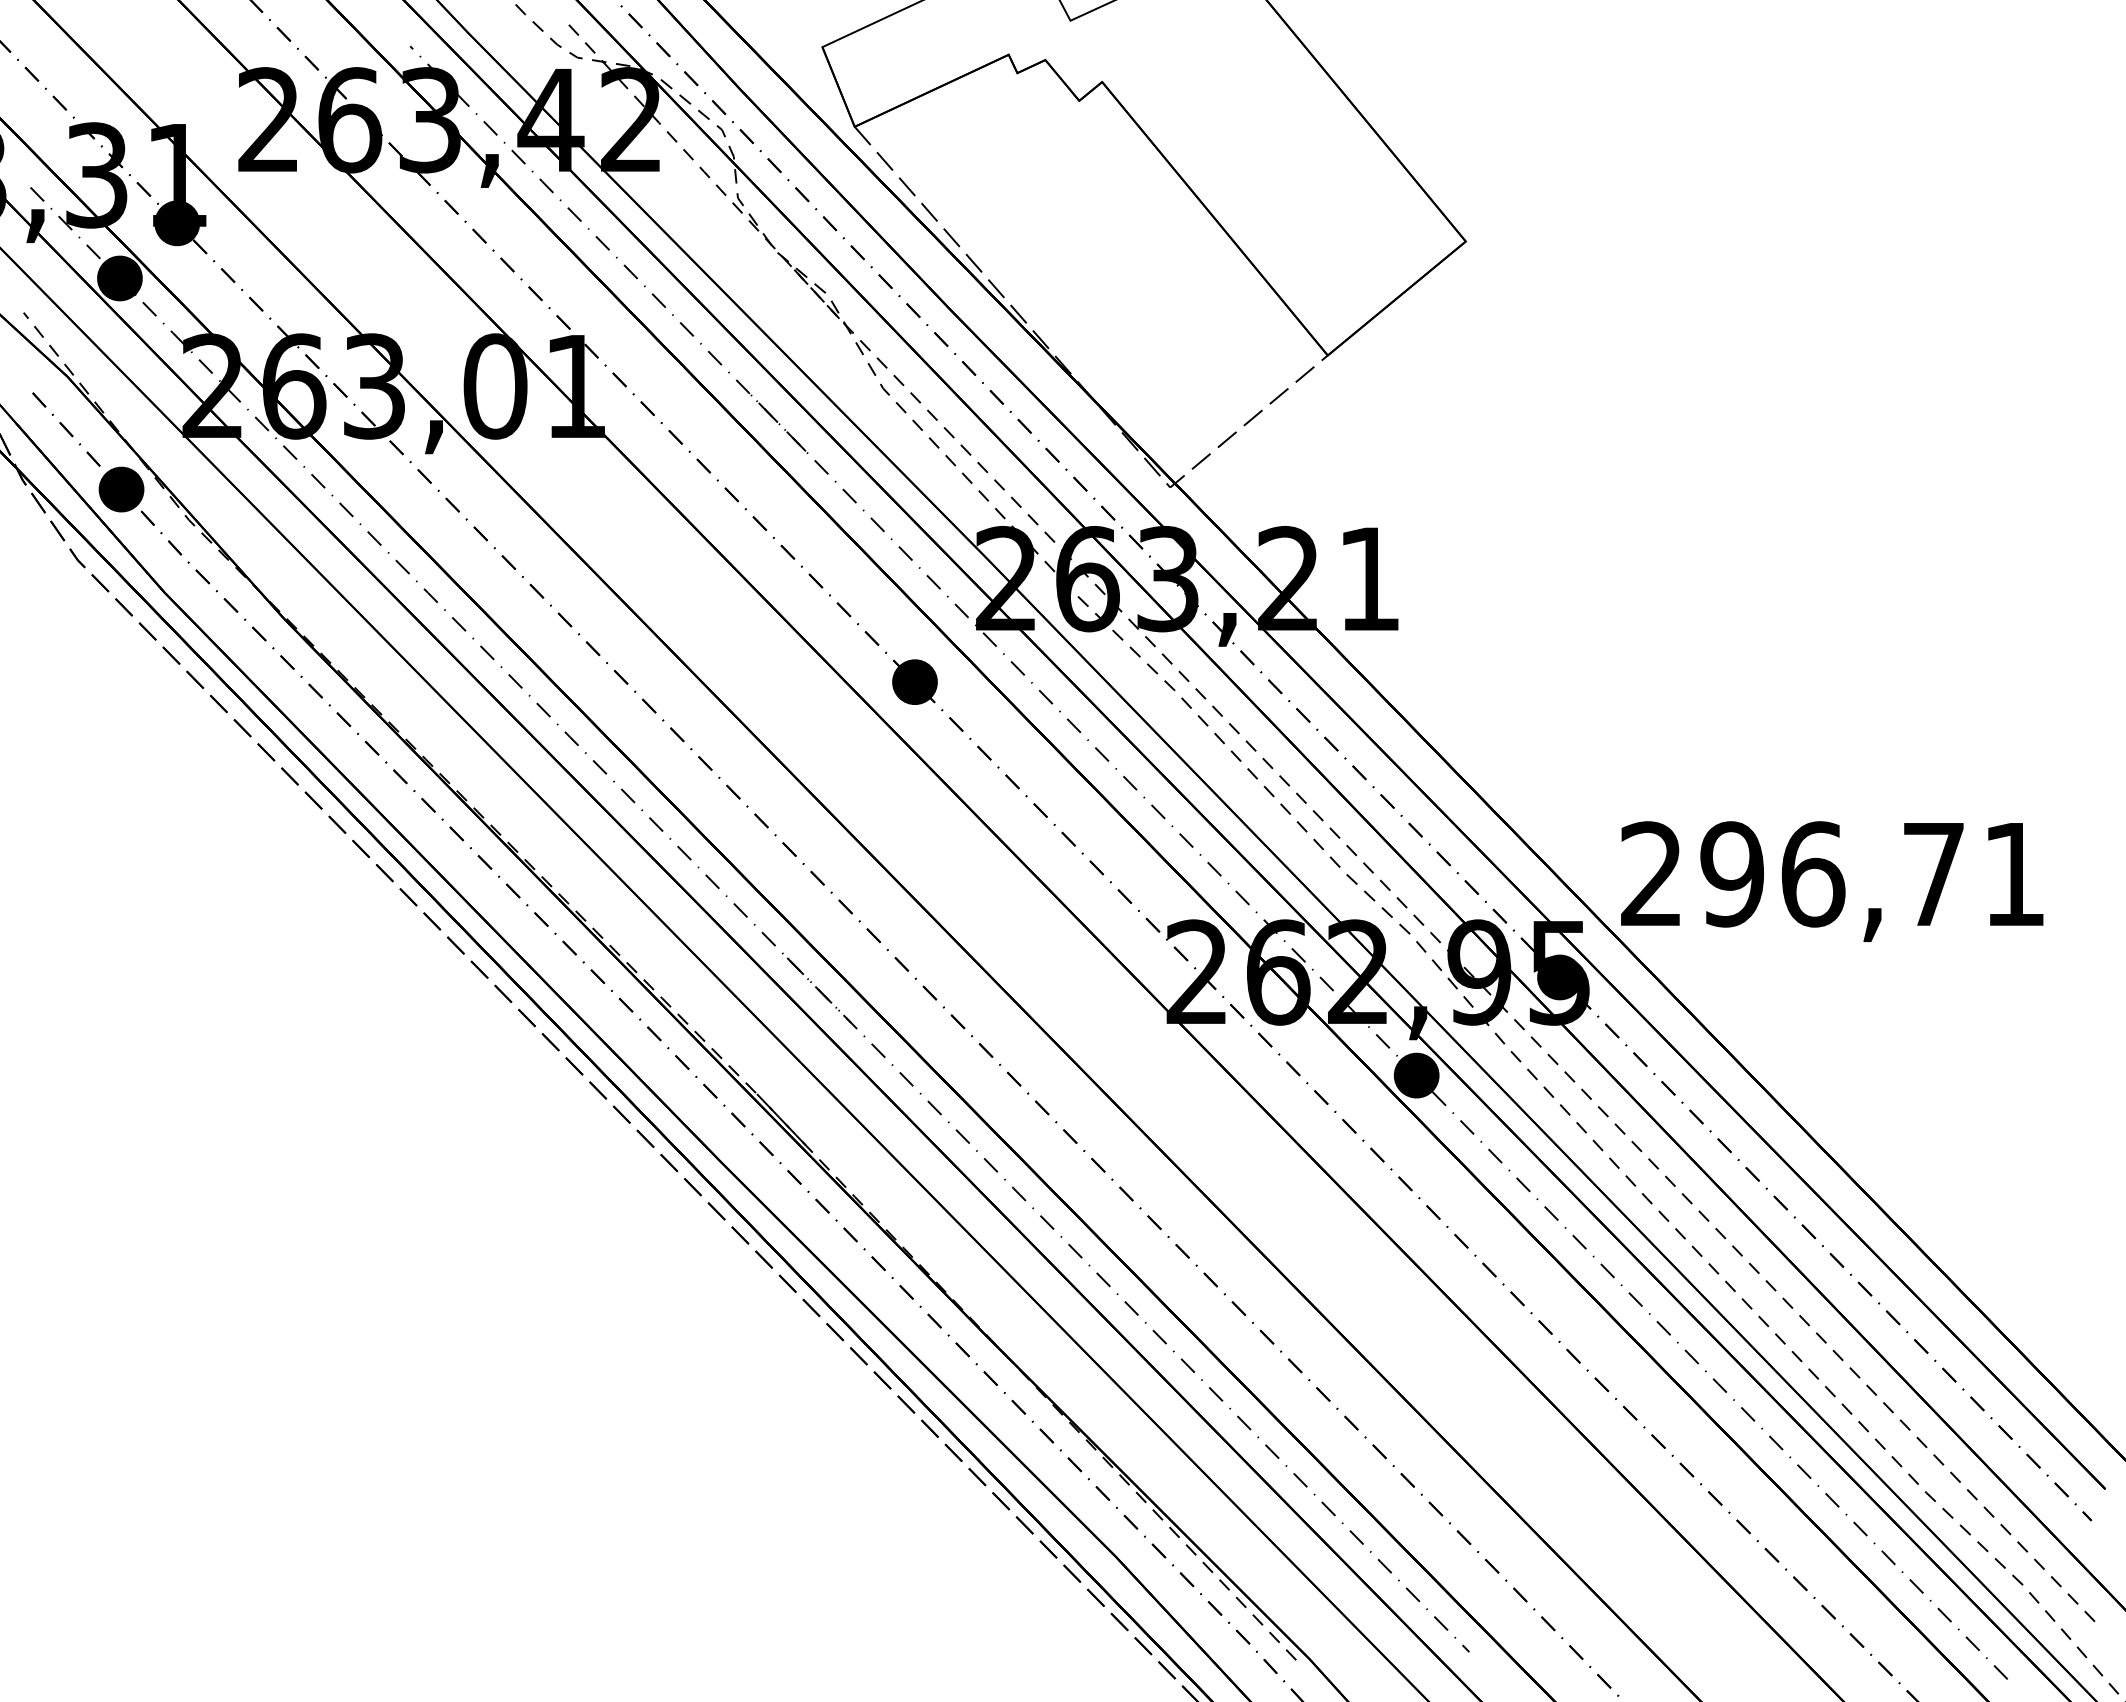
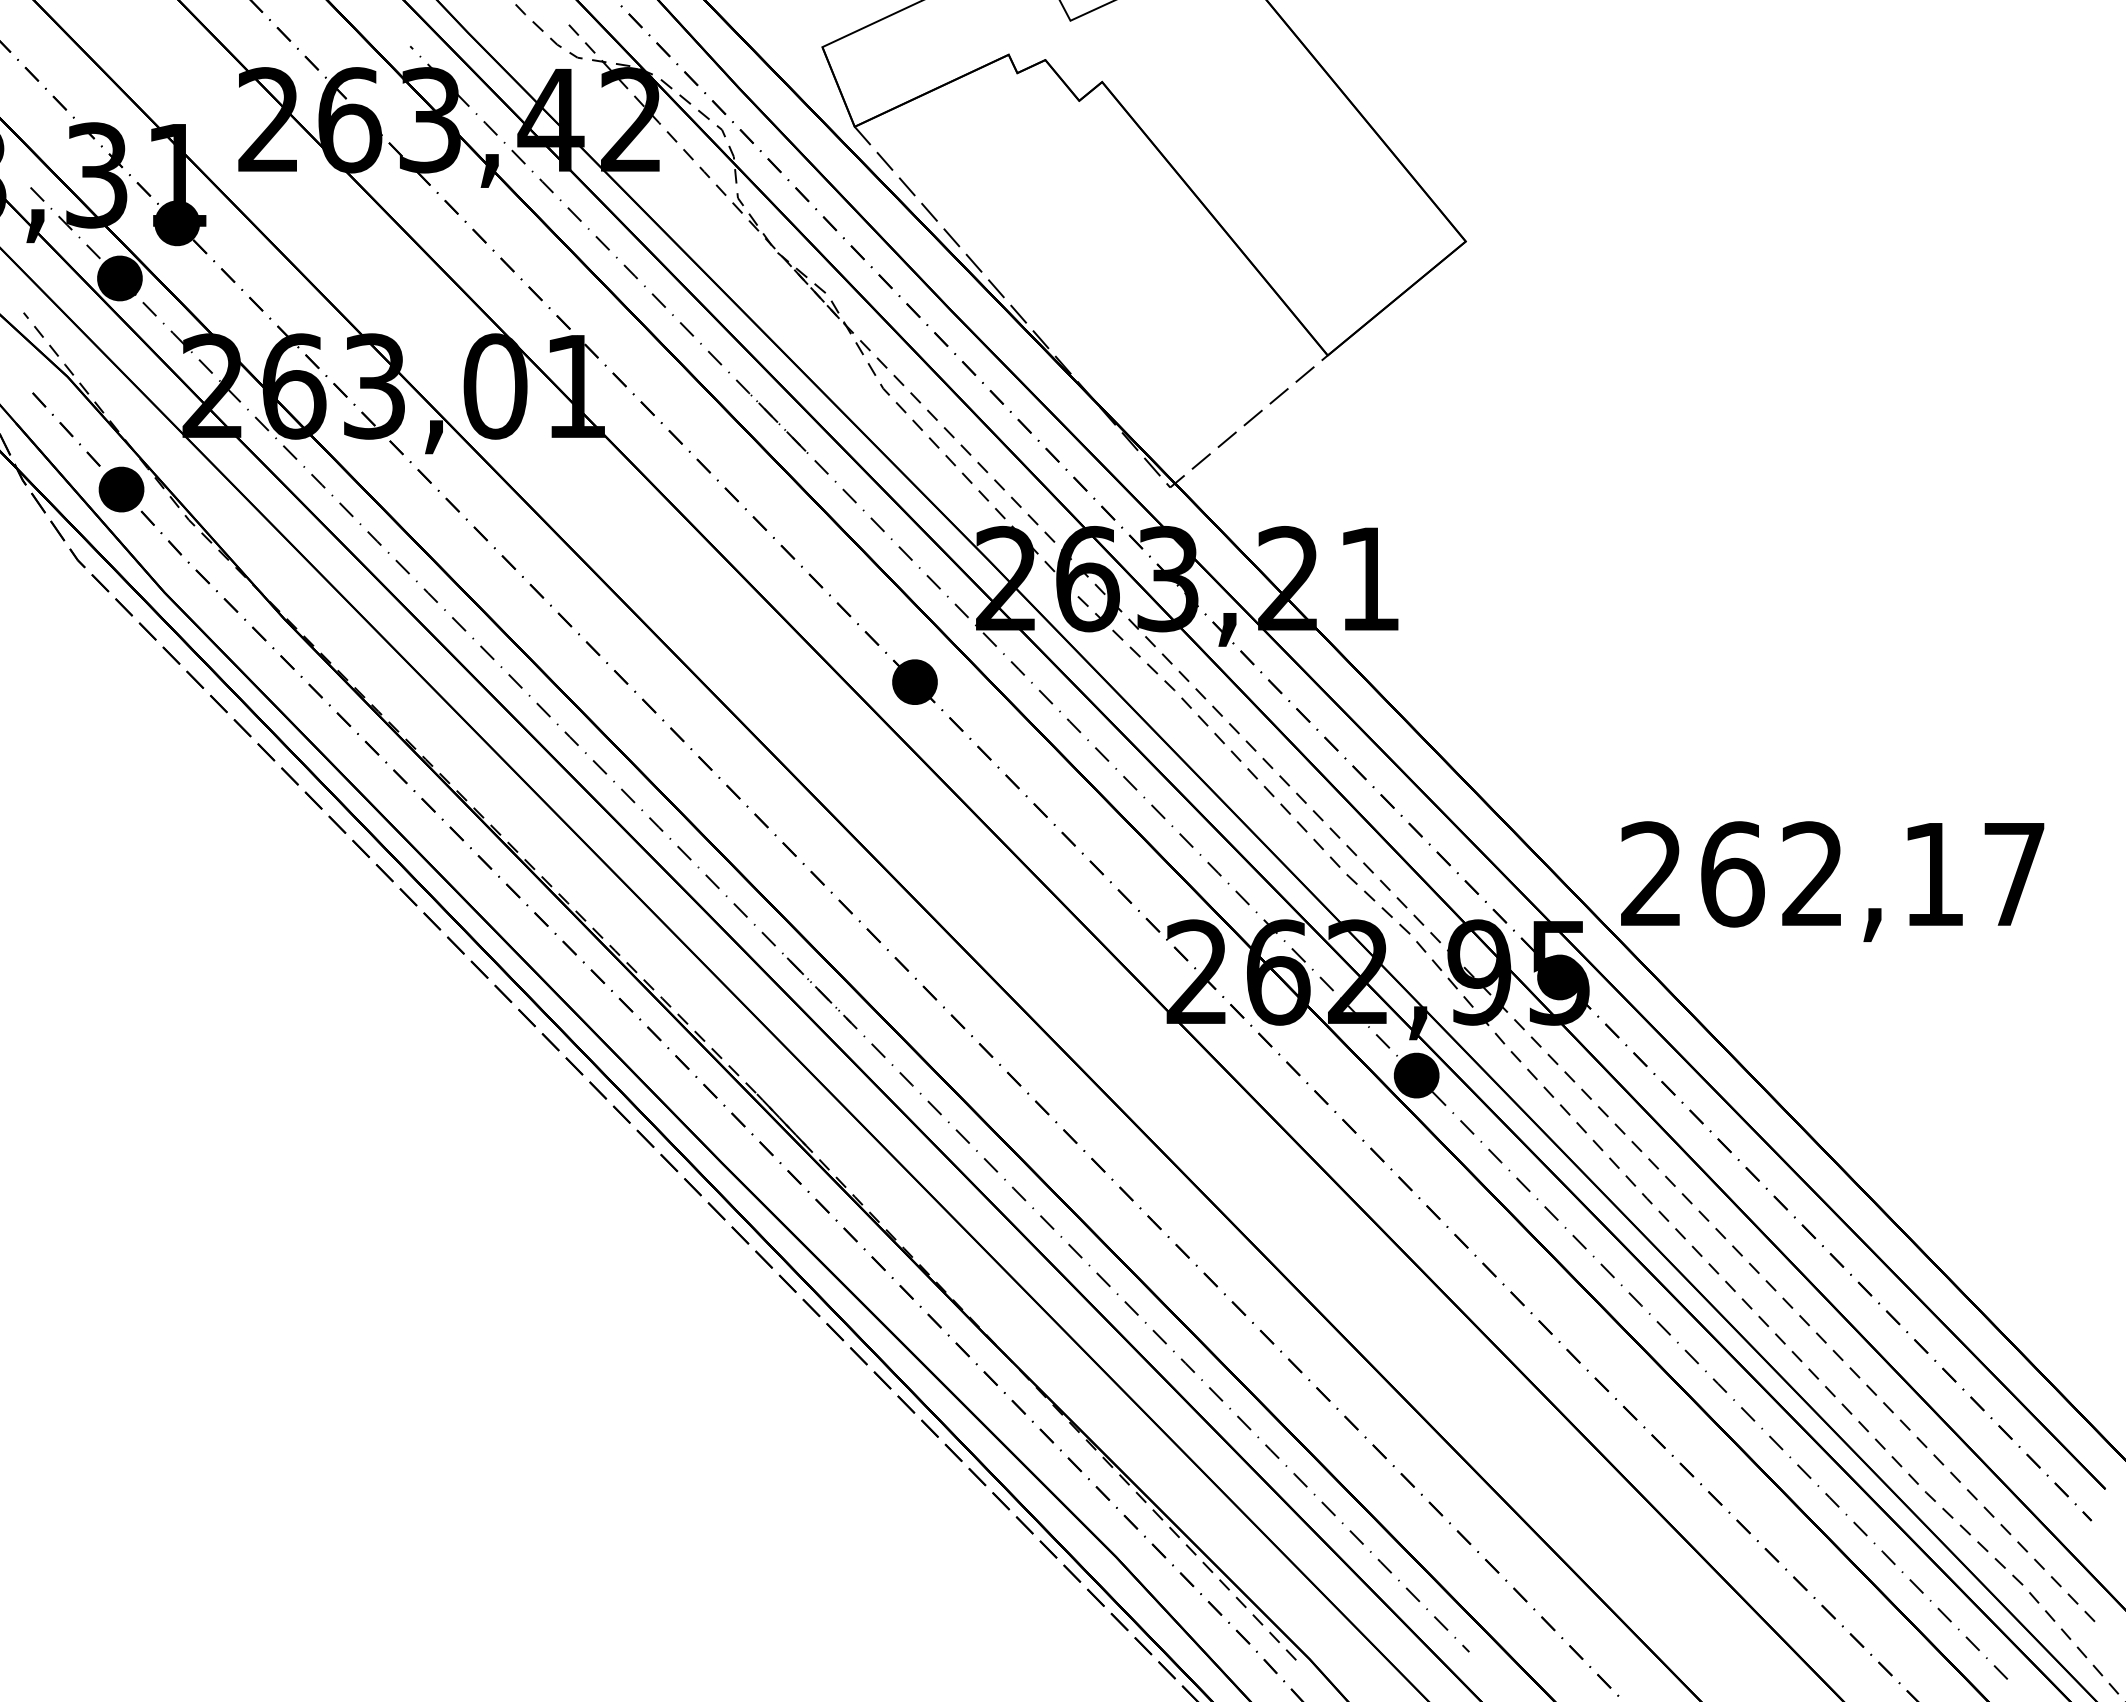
text: 296,71 -> 262,17 (1872, 874)
